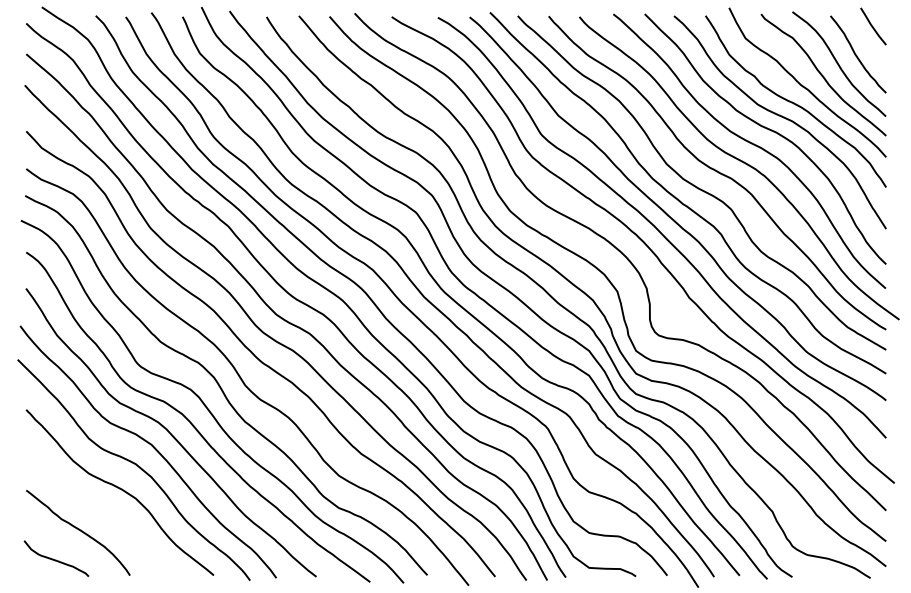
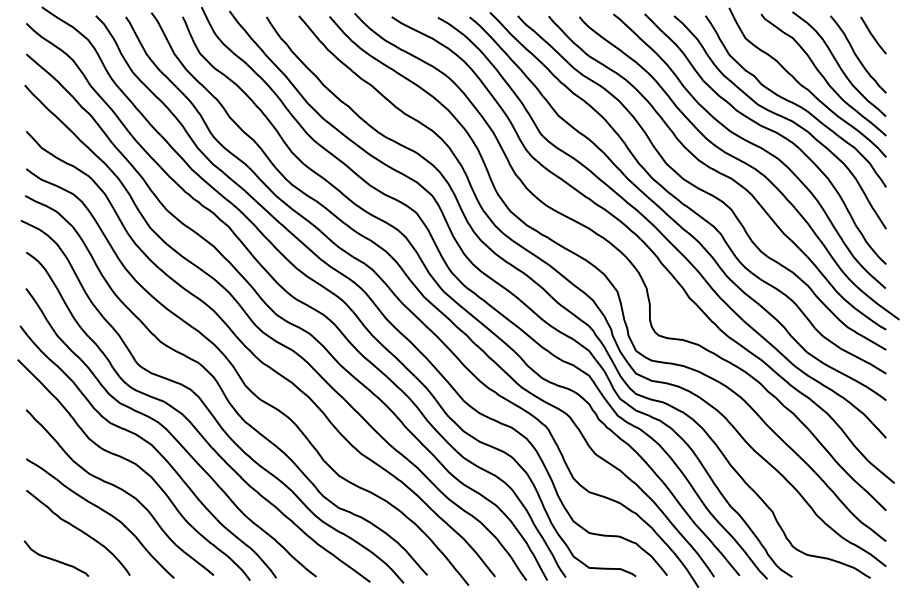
line position: (873, 26) -> (873, 35) (873, 35)
curve: none -> present (104, 512)
